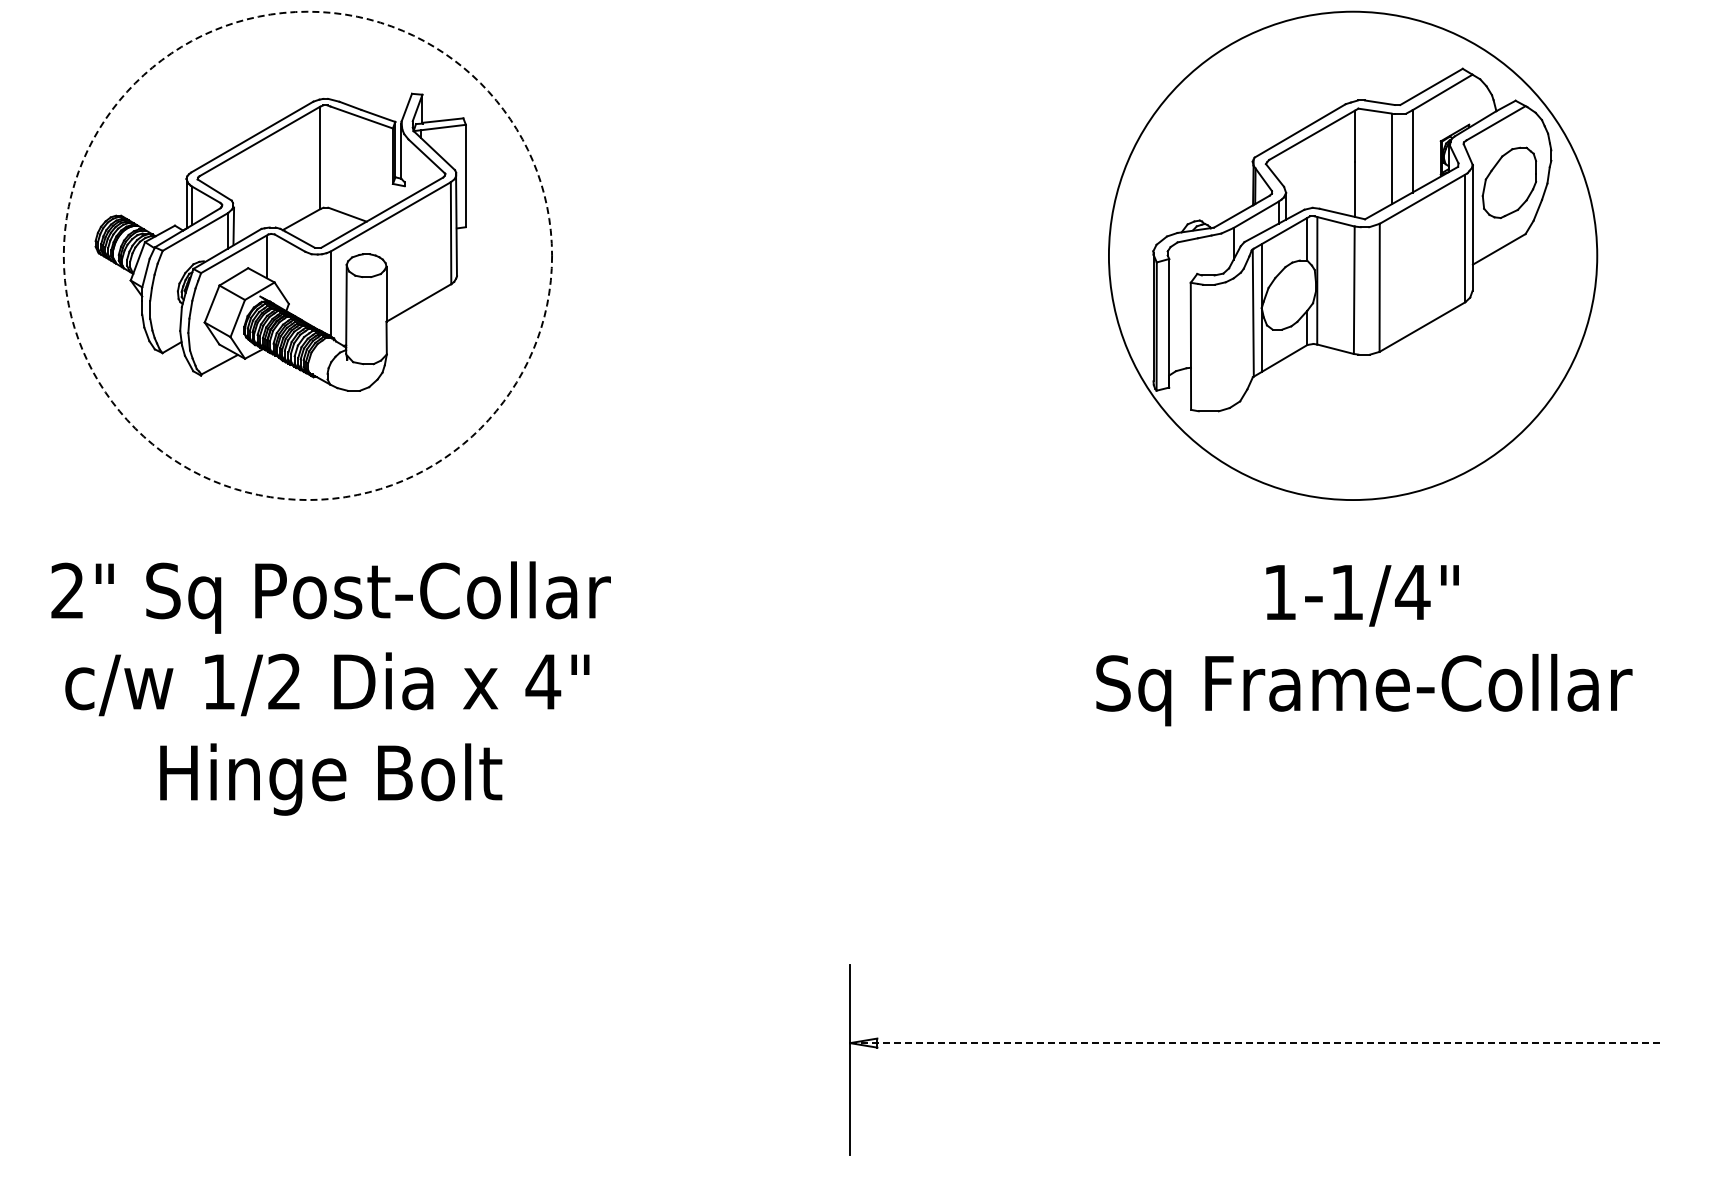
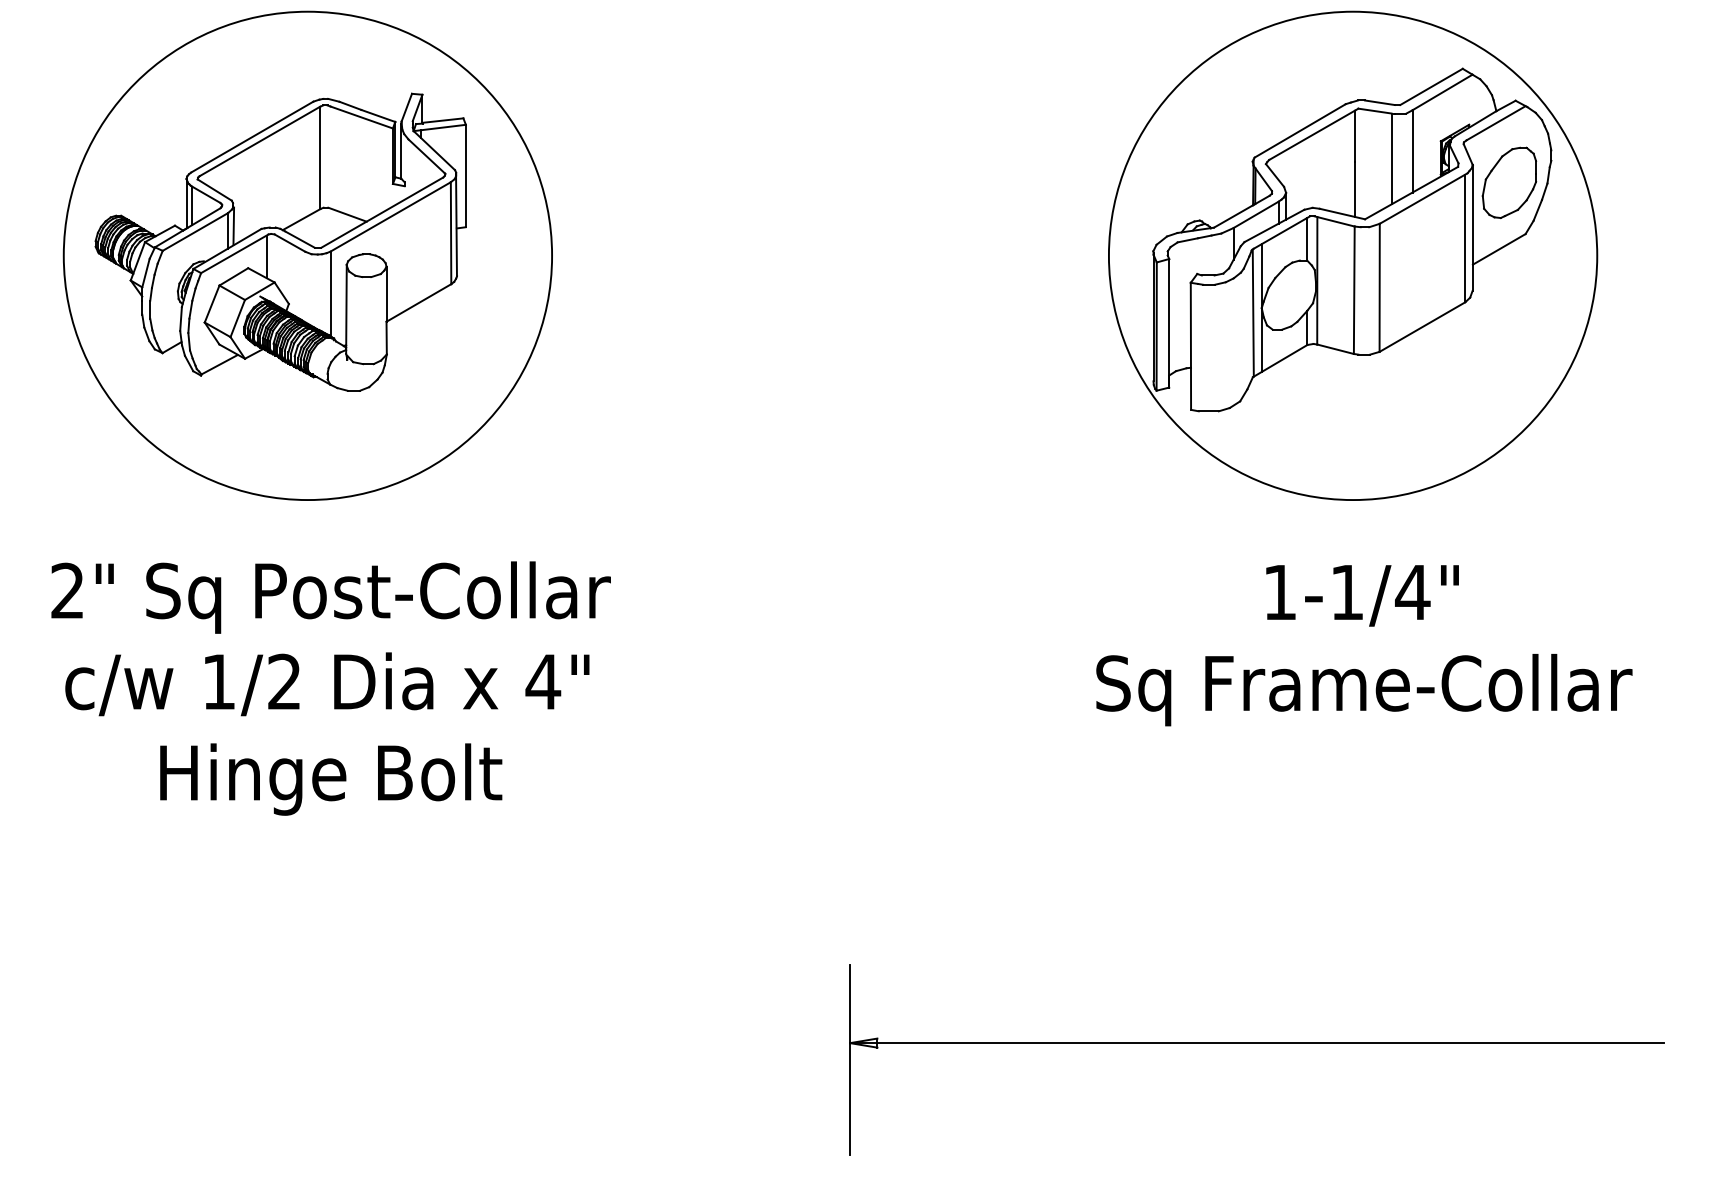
circle: dashed -> solid (307, 255)
line: dashed -> solid (1256, 1043)
